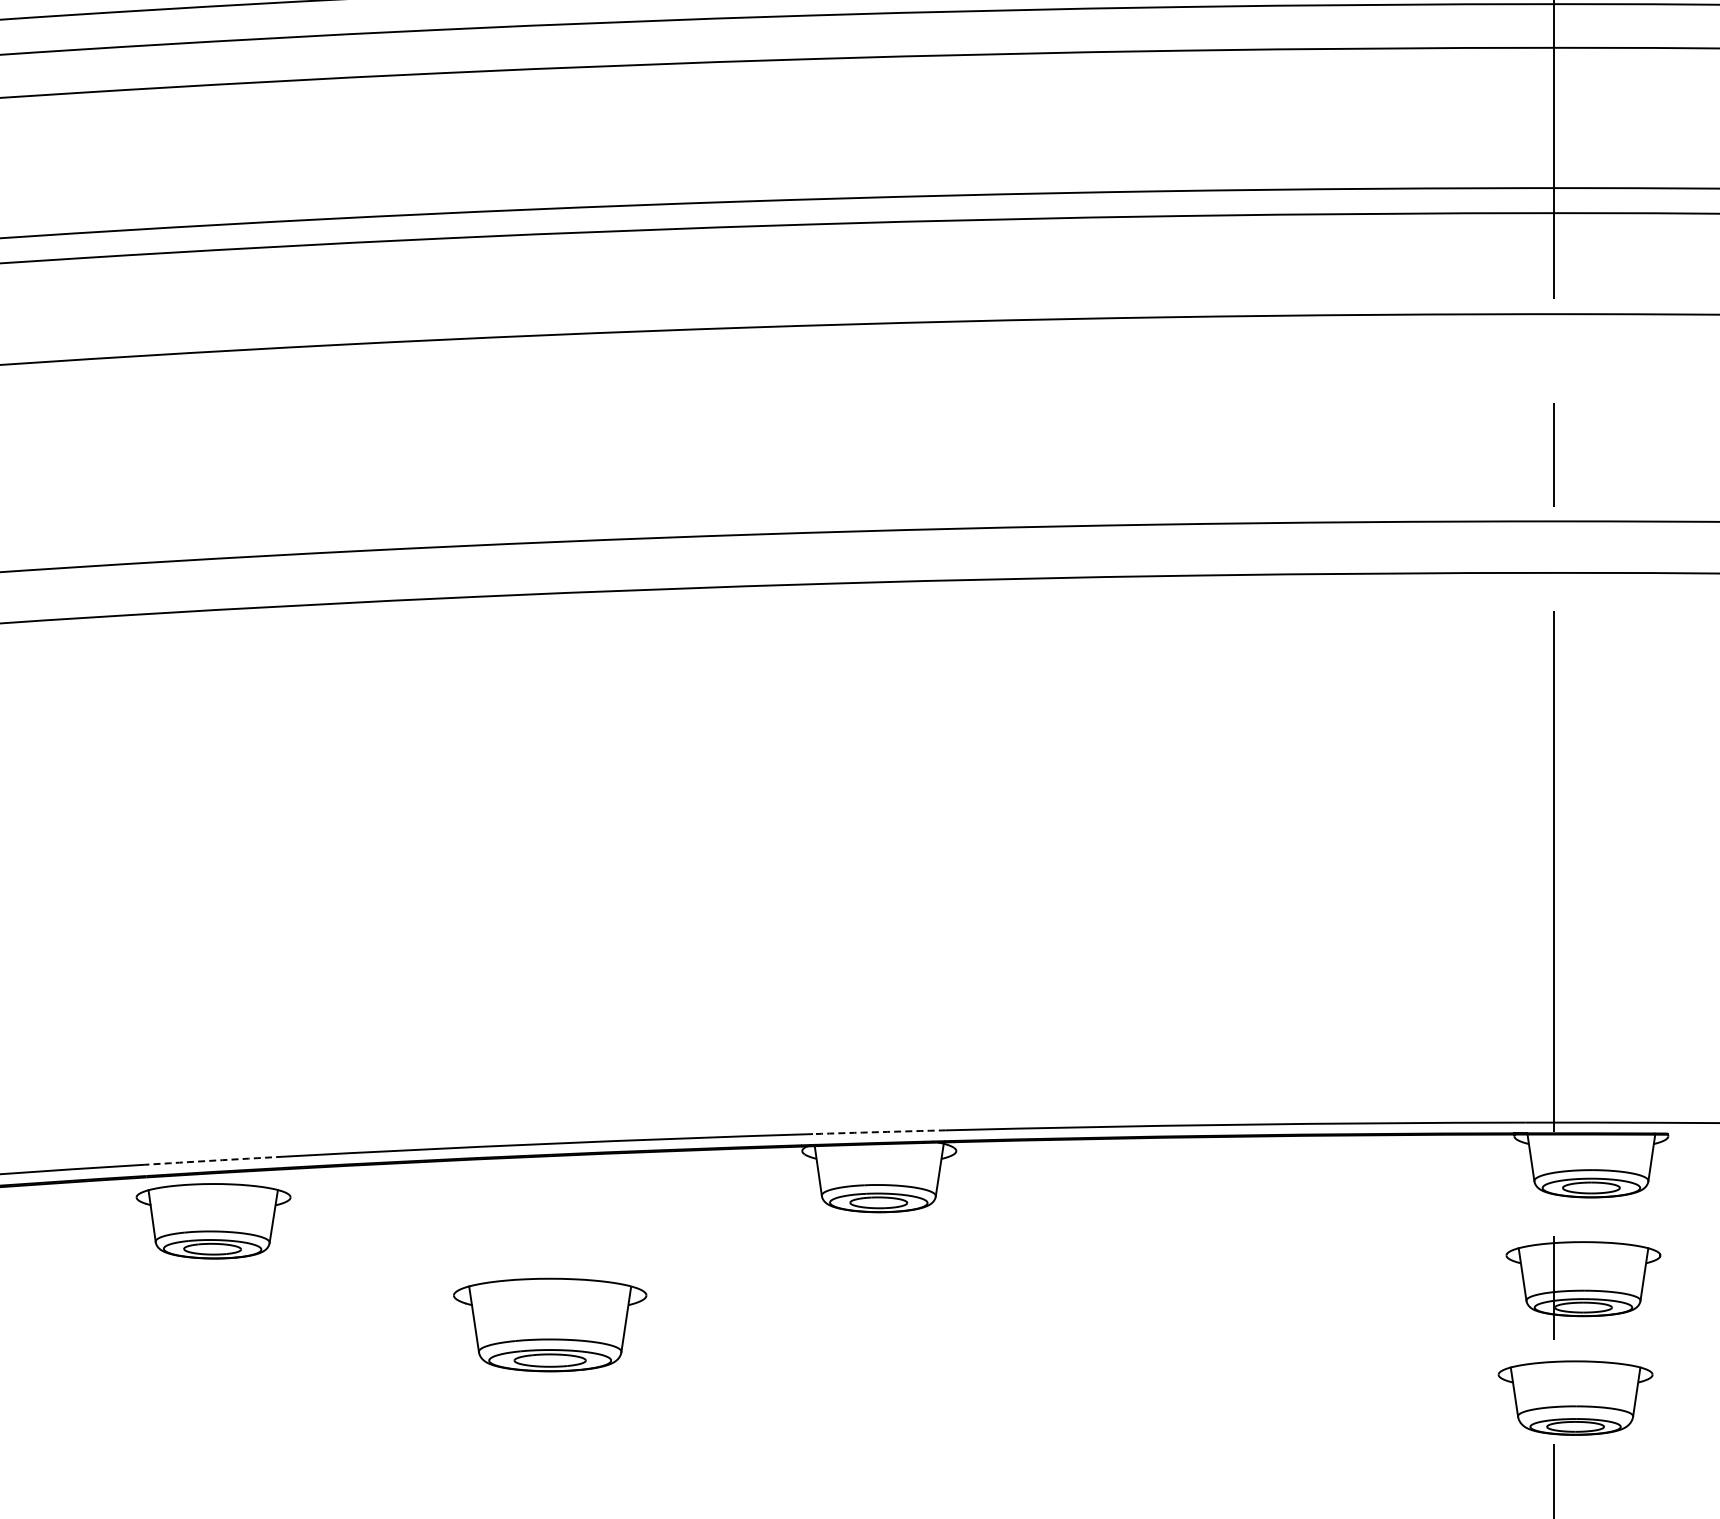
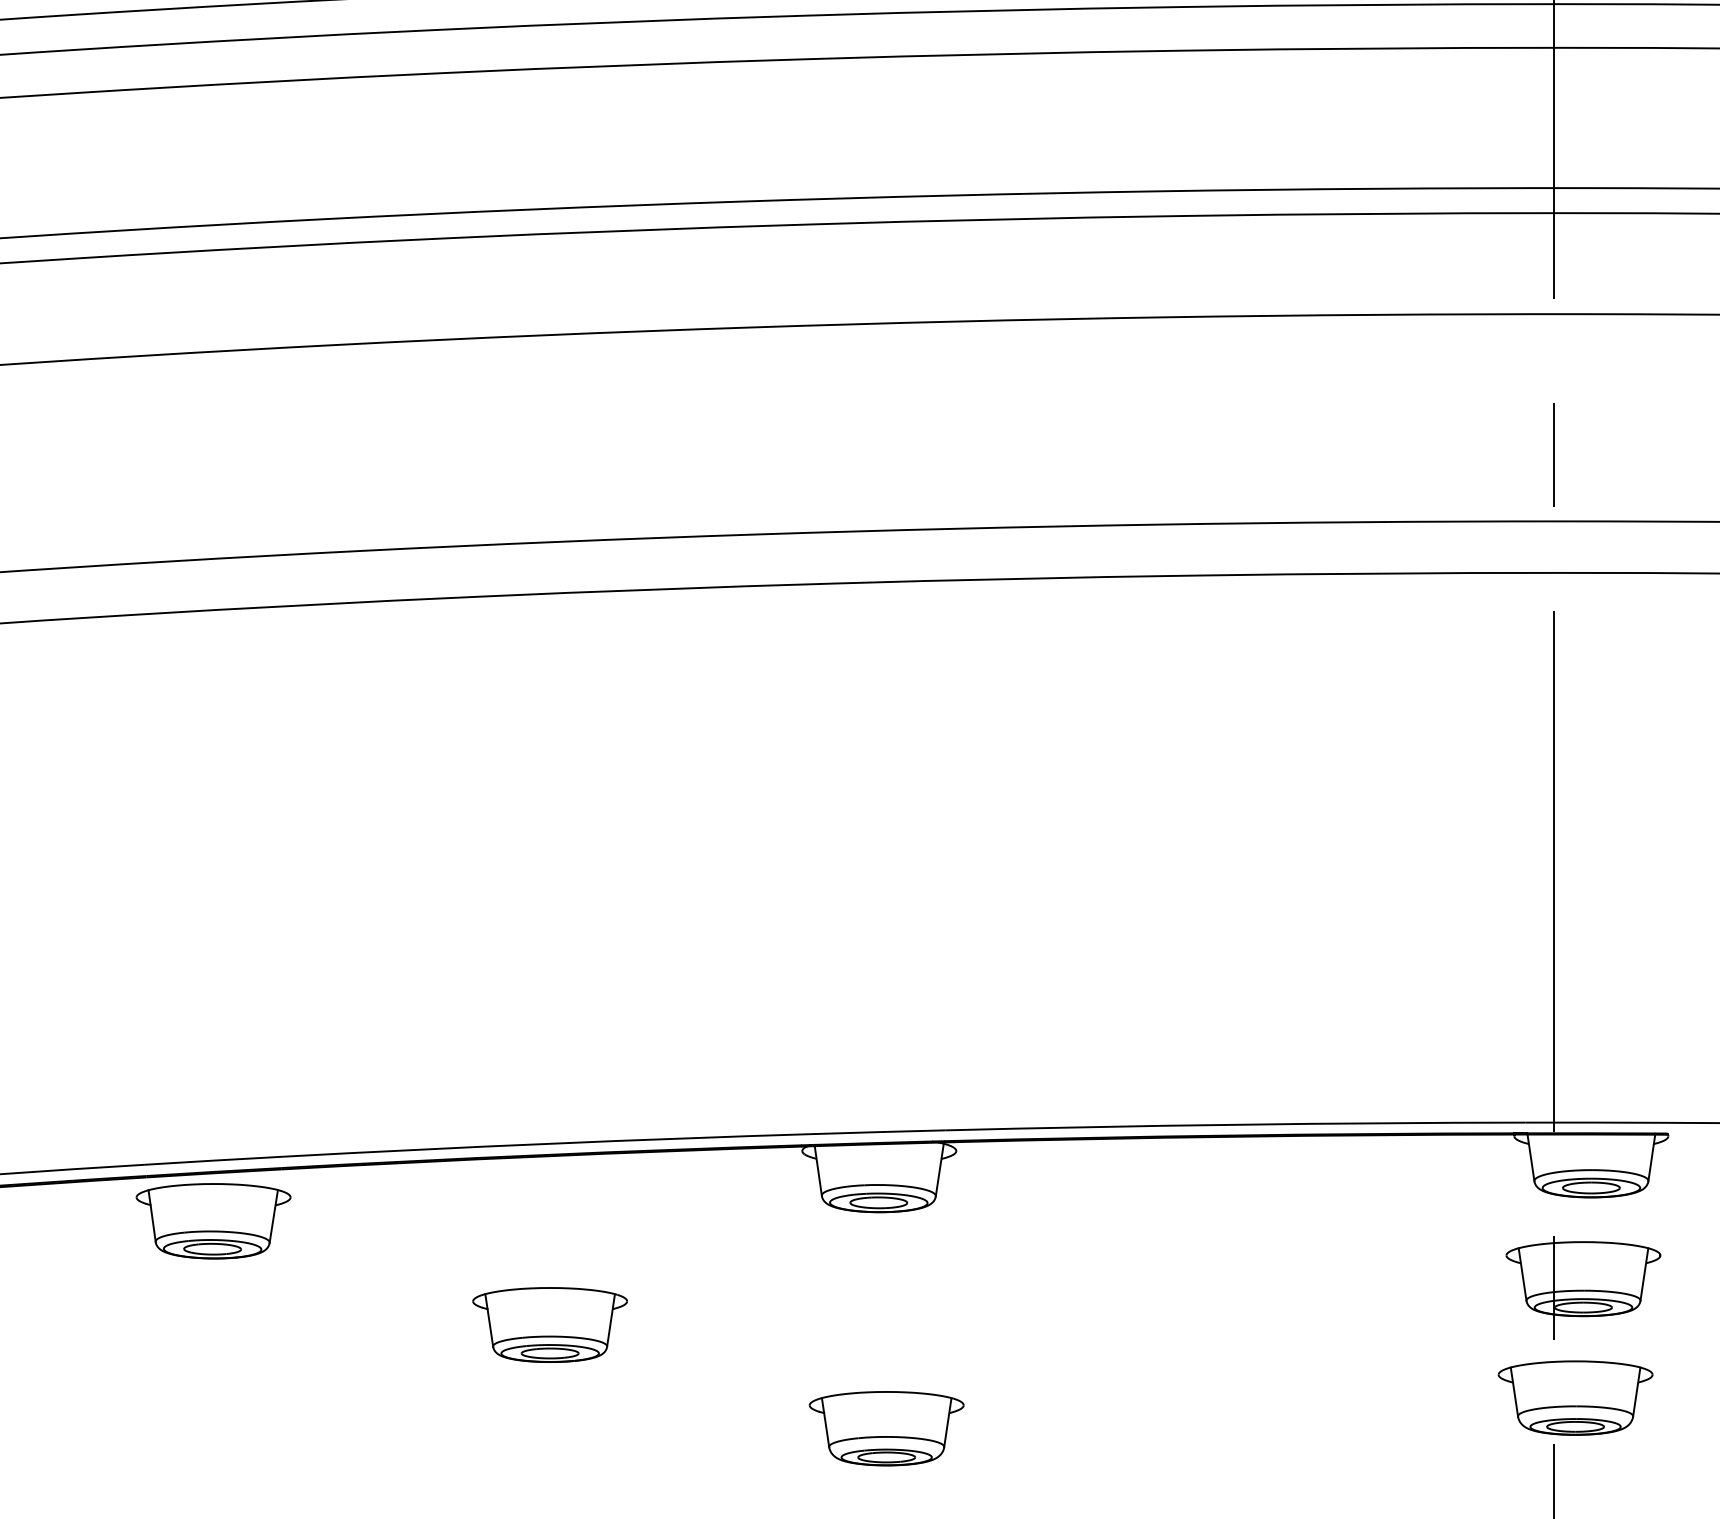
arc: dashed -> solid (879, 1132)
arc: dashed -> solid (214, 1160)
part size: 195x96 px -> 156x76 px (549, 1324)
part: none -> present (886, 1428)
